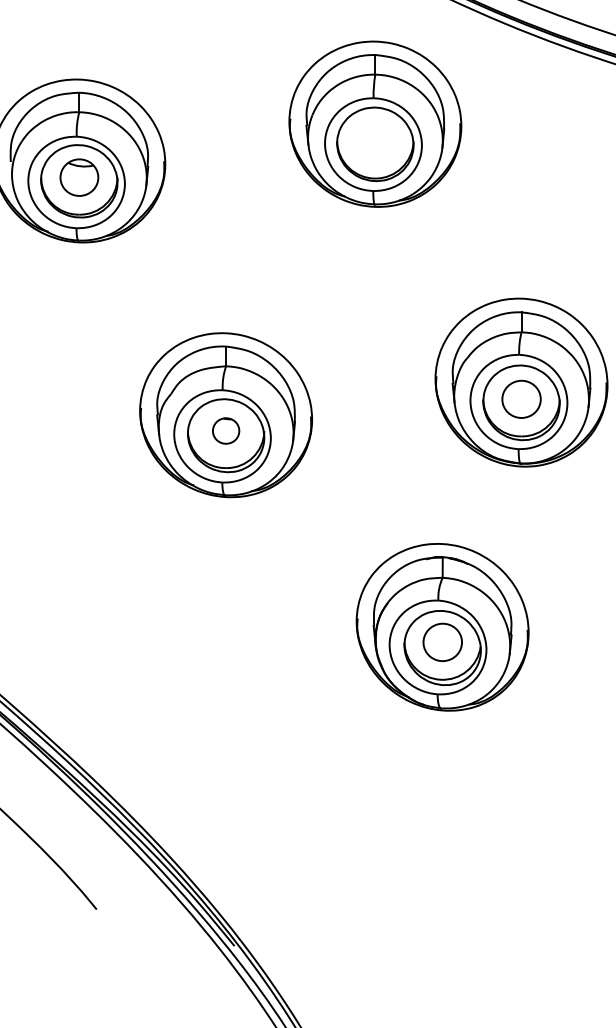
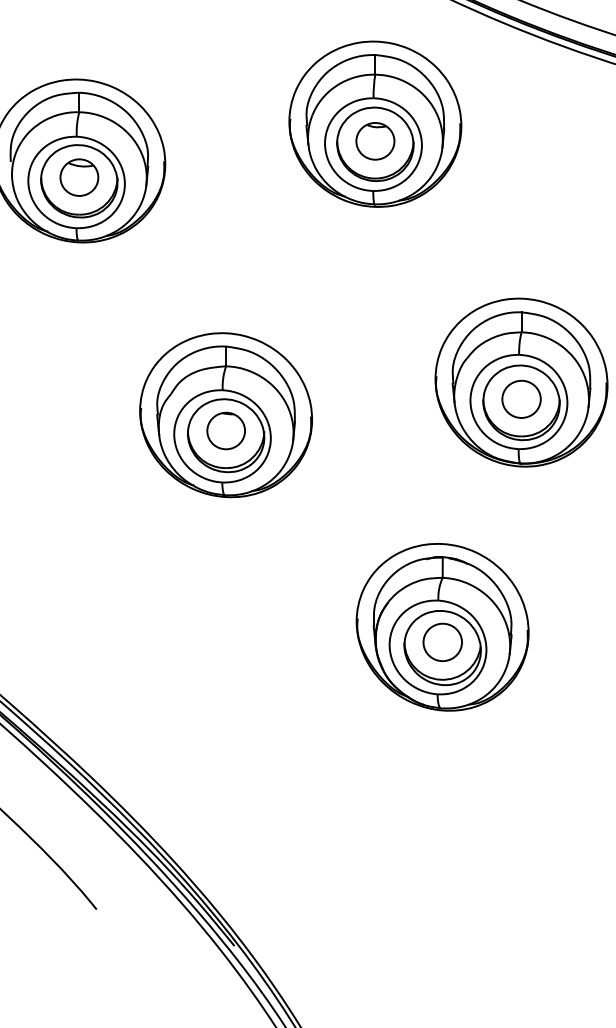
part: none -> present (375, 141)
part size: 29x28 px -> 40x40 px (225, 430)
